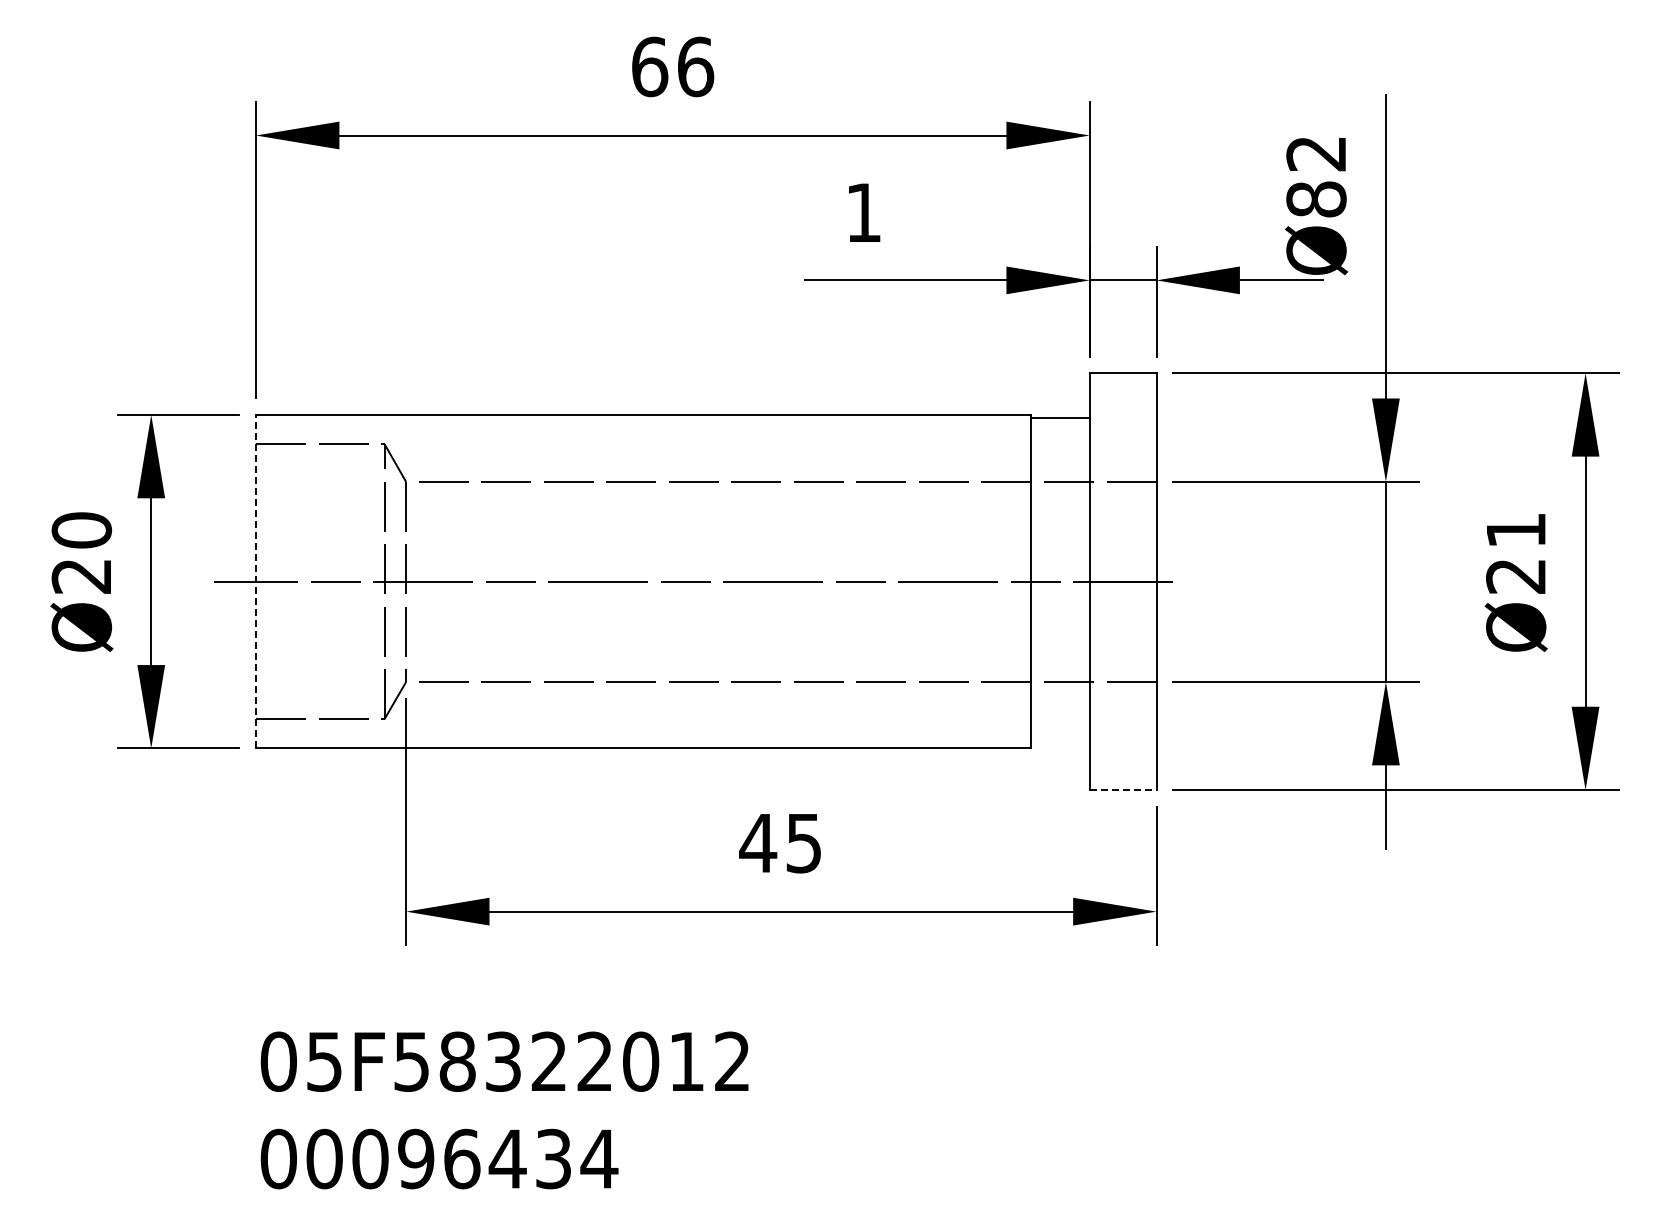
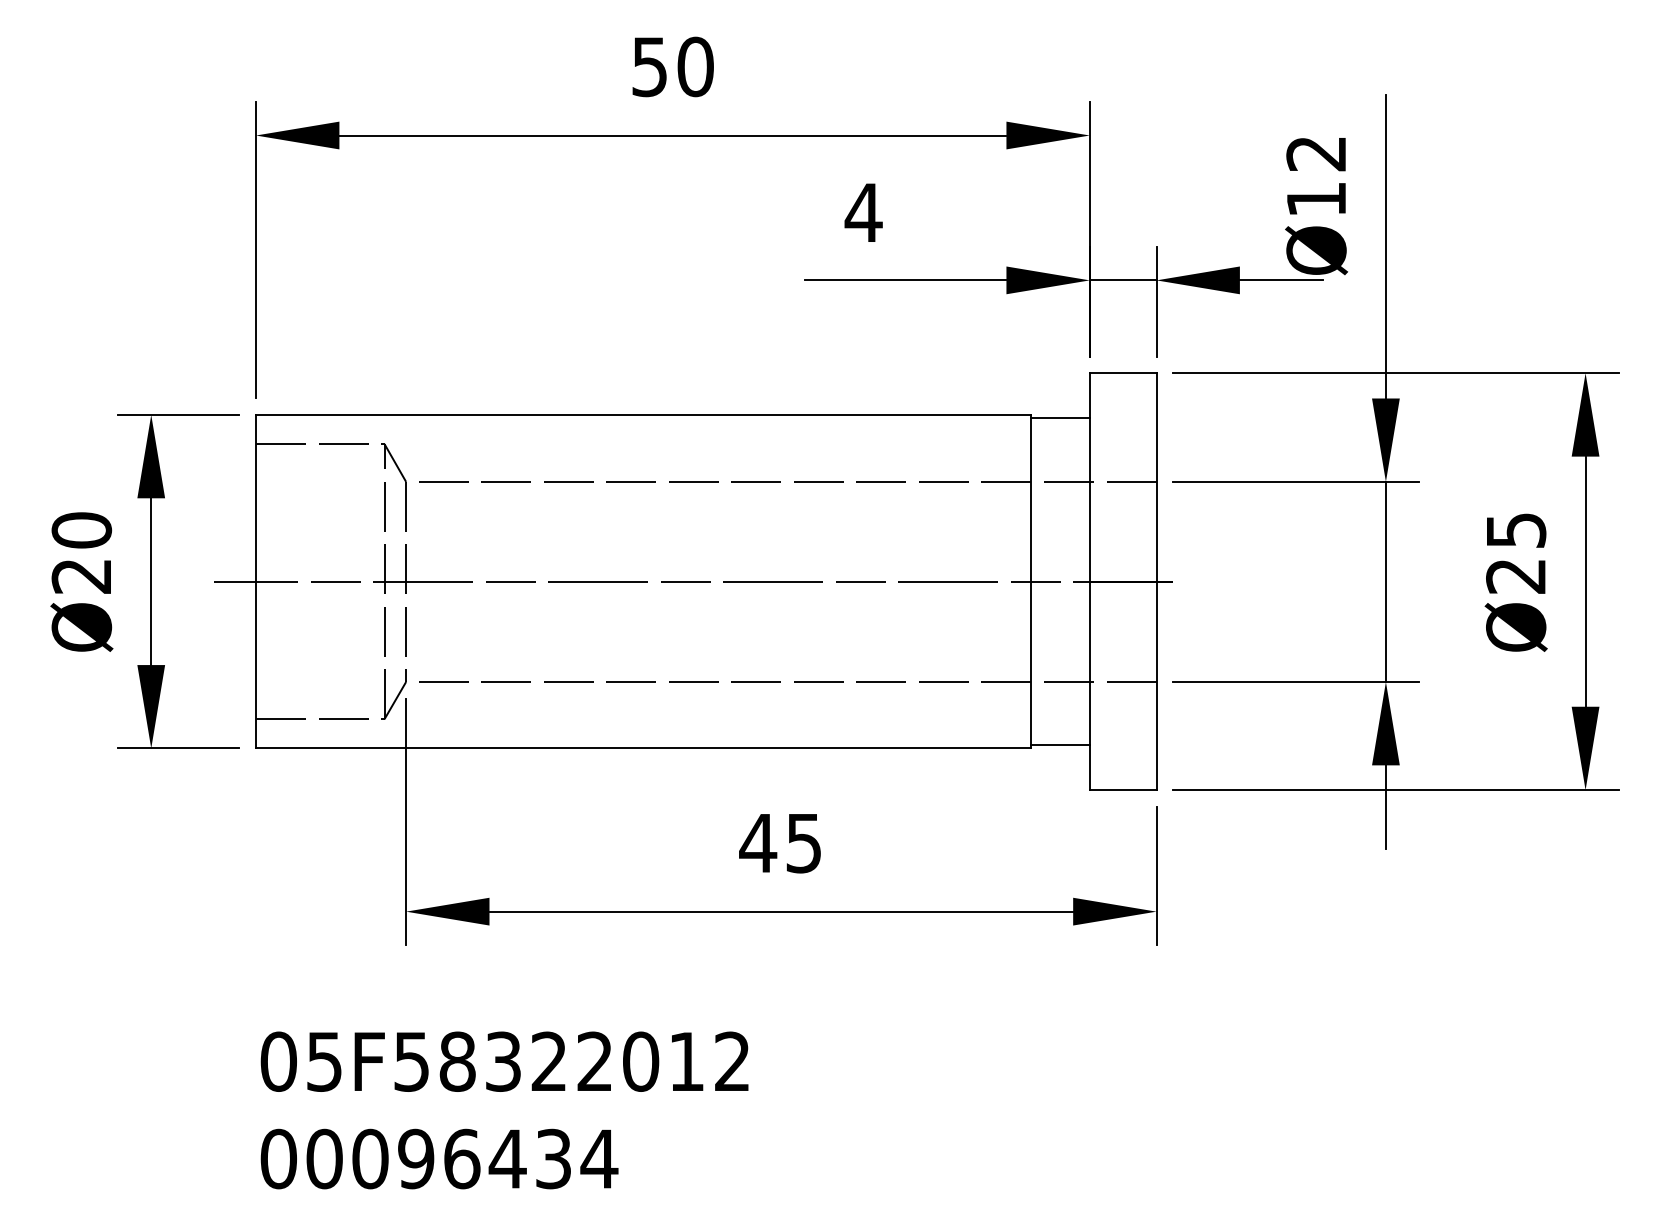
text: 66 -> 50 (673, 66)
text: Ø82 -> Ø12 (1316, 199)
text: 1 -> 4 (863, 212)
text: Ø21 -> Ø25 (1516, 530)
line: dashed -> solid (256, 581)
line: none -> present (1060, 745)
line: dashed -> solid (1123, 790)
